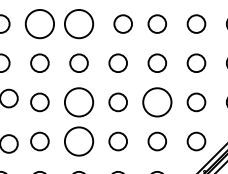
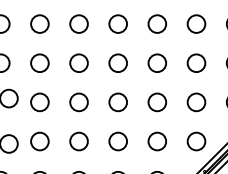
circle diameter: 28 px -> 18 px (39, 23)
circle diameter: 28 px -> 18 px (78, 23)
circle position: (122, 23) -> (117, 23) (117, 23)
circle diameter: 28 px -> 18 px (78, 102)
circle diameter: 28 px -> 18 px (157, 102)
circle diameter: 28 px -> 18 px (78, 141)
